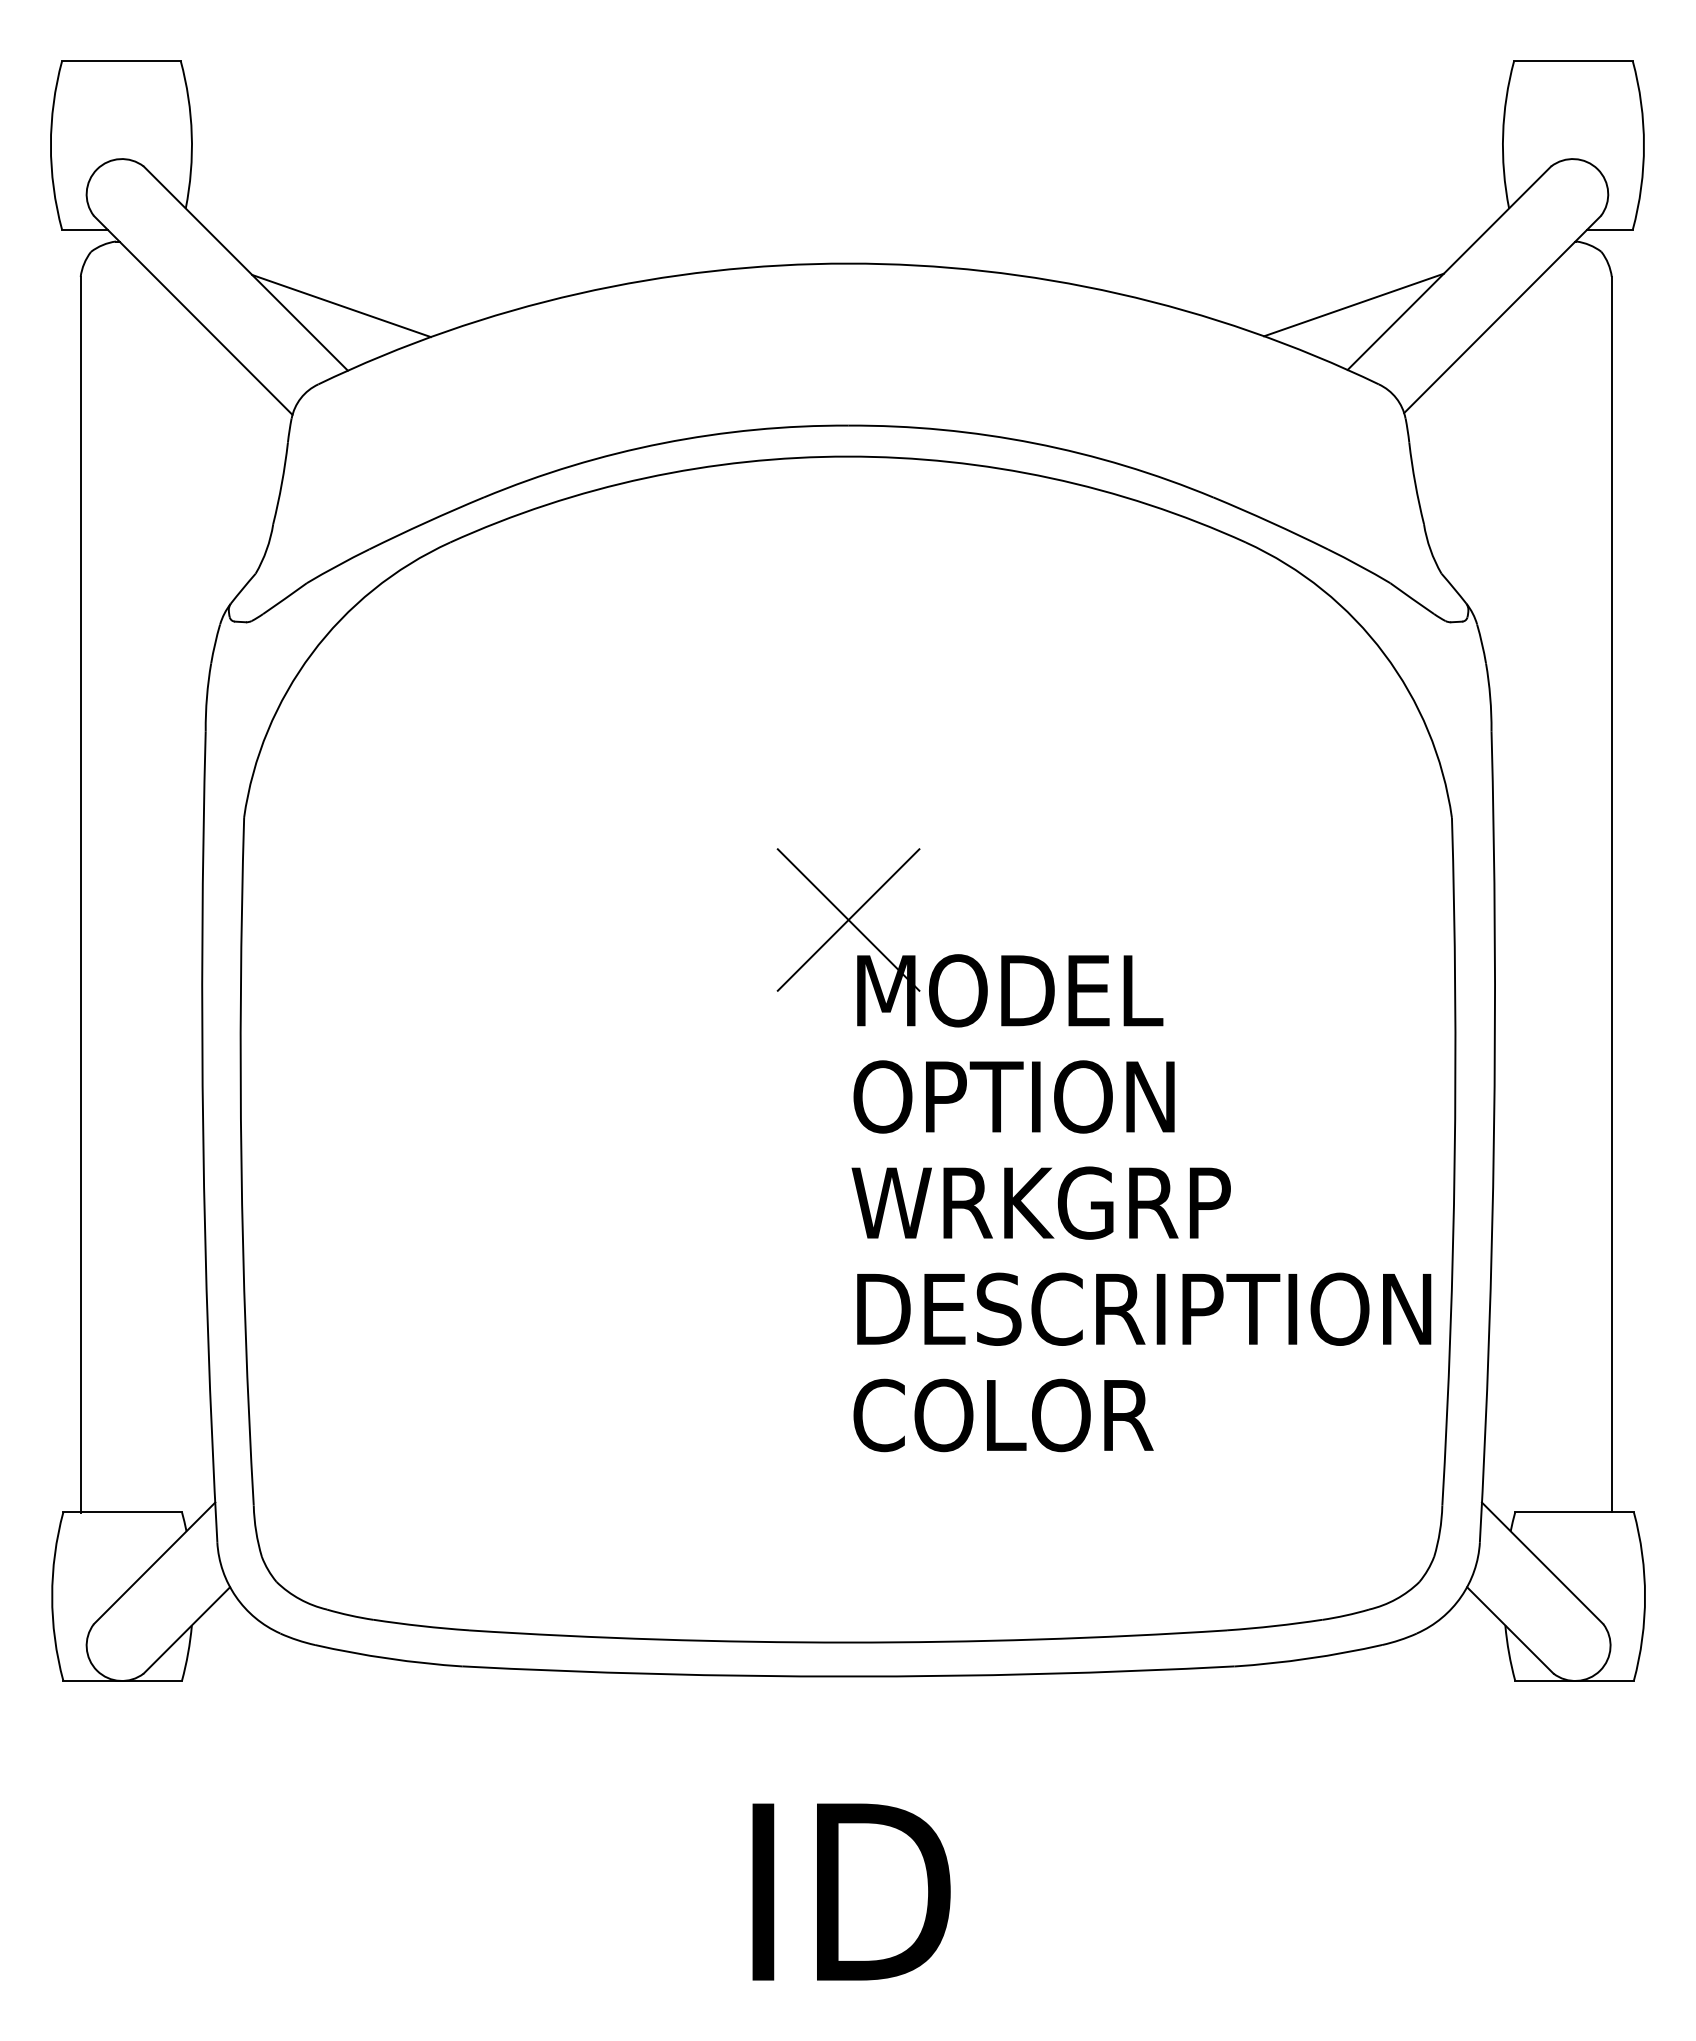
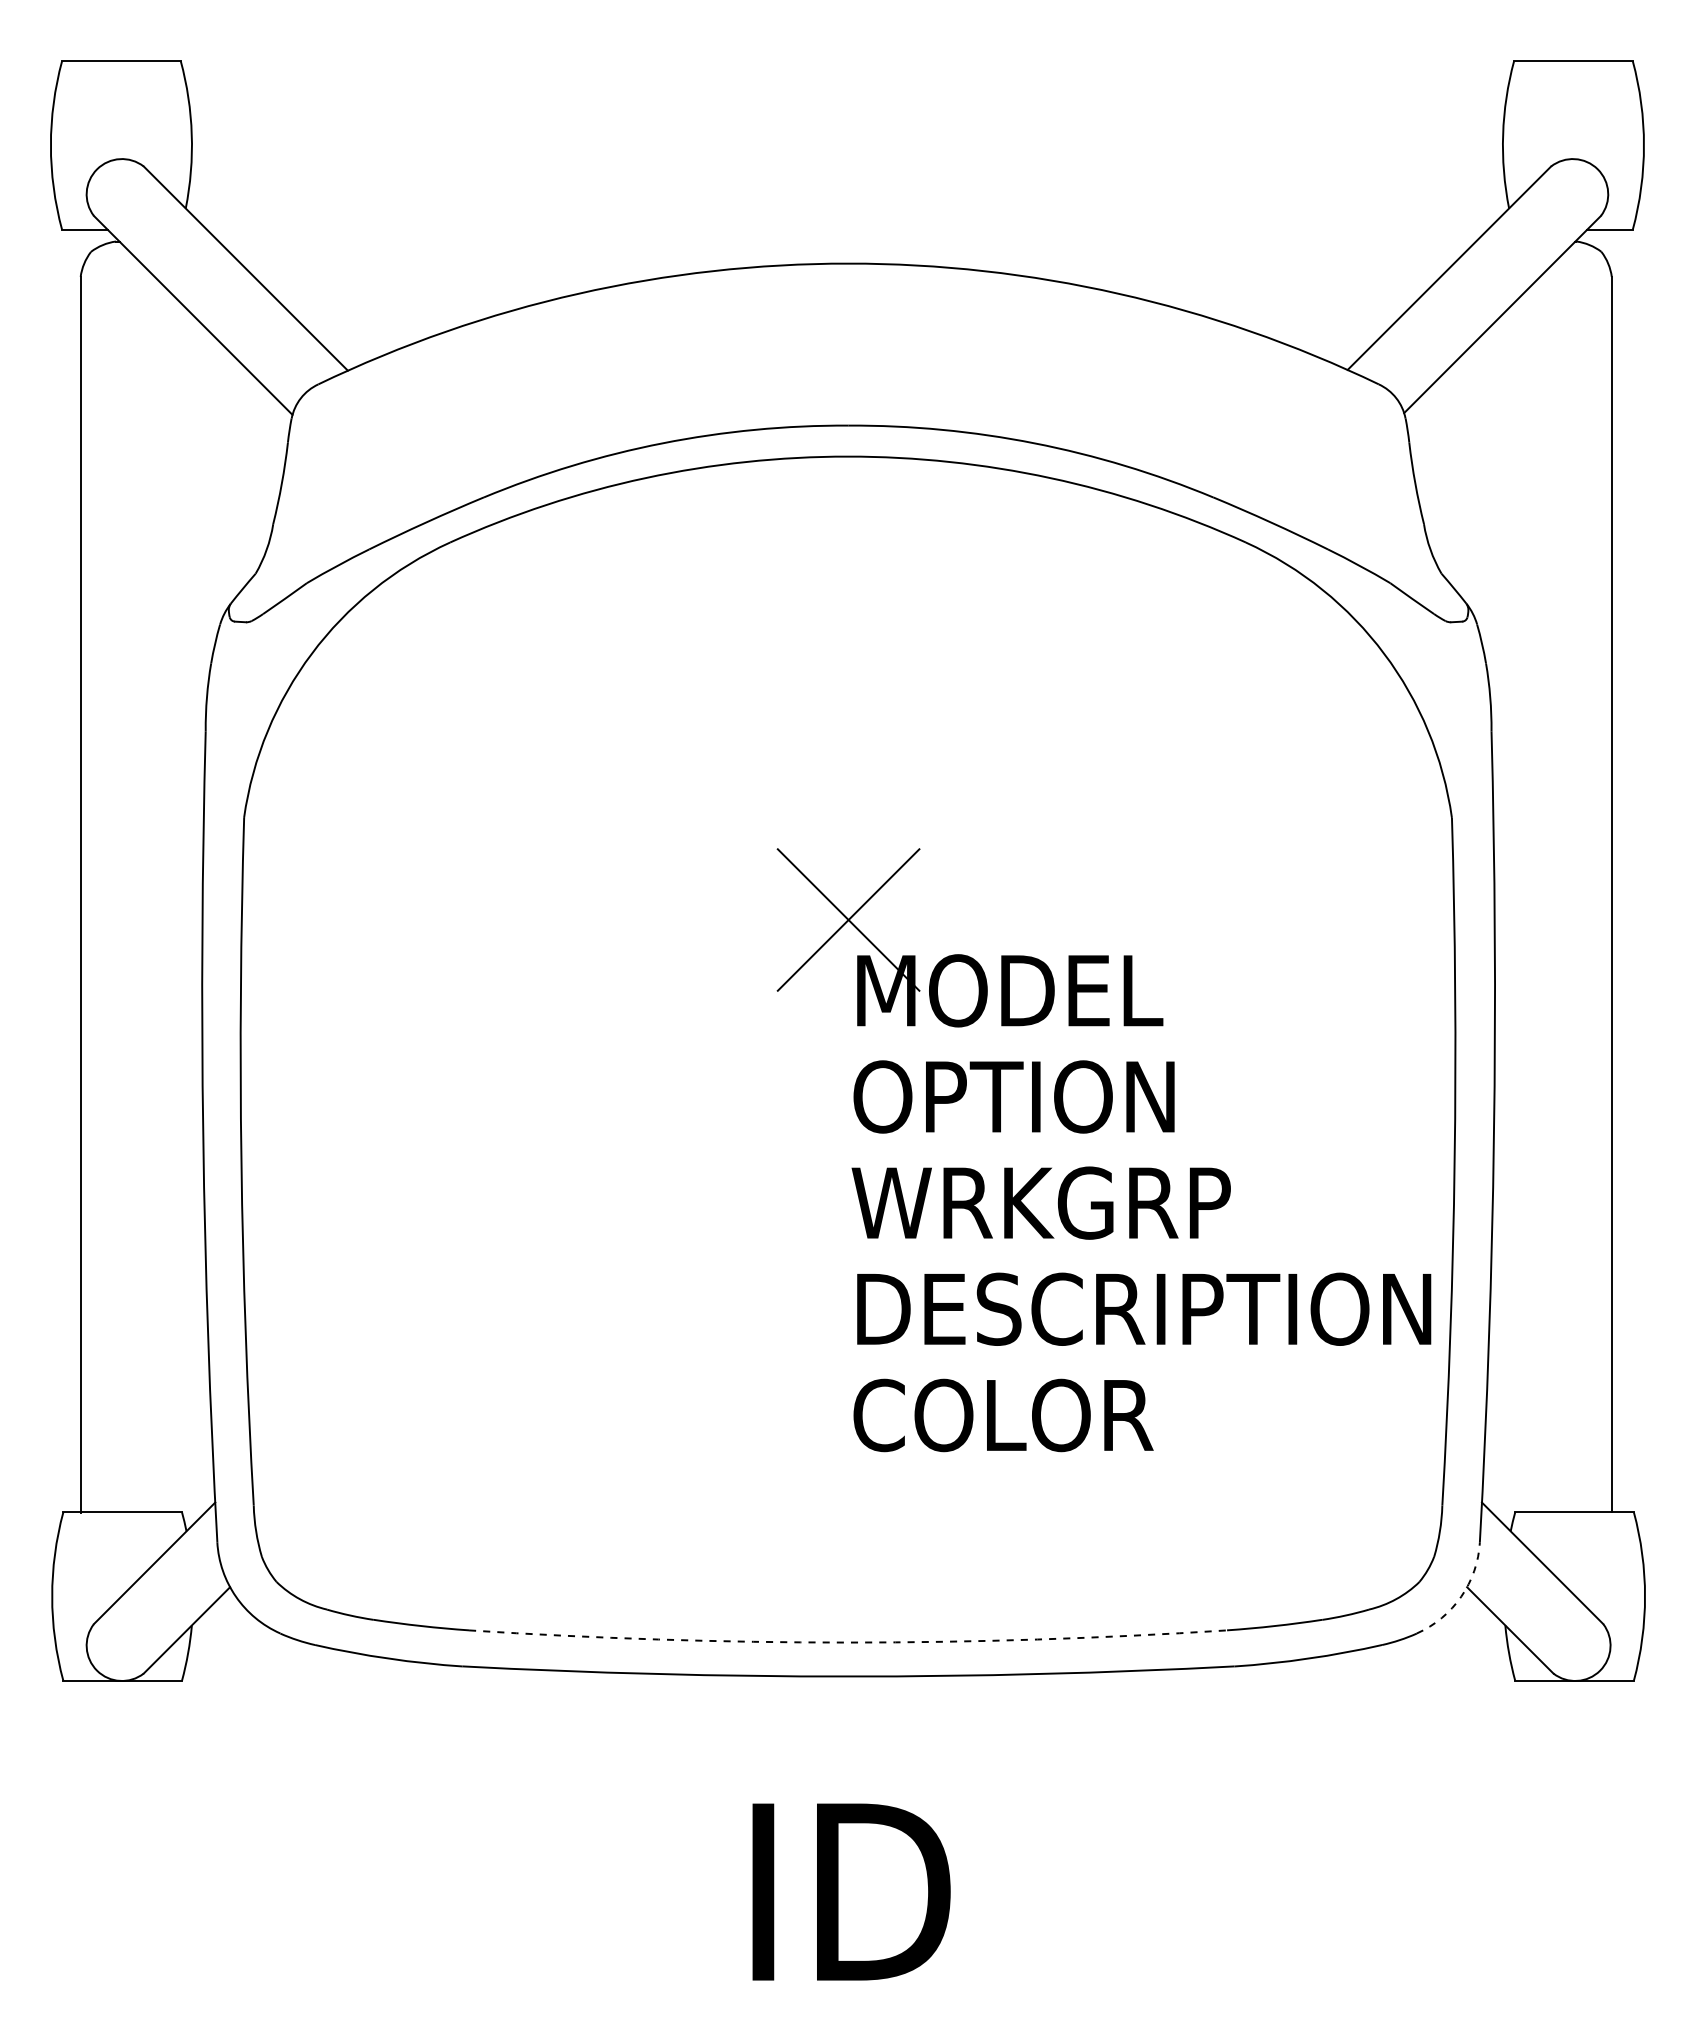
line: present -> none (1353, 304)
line: present -> none (341, 305)
arc: solid -> dashed (1461, 1596)
arc: solid -> dashed (848, 1642)
